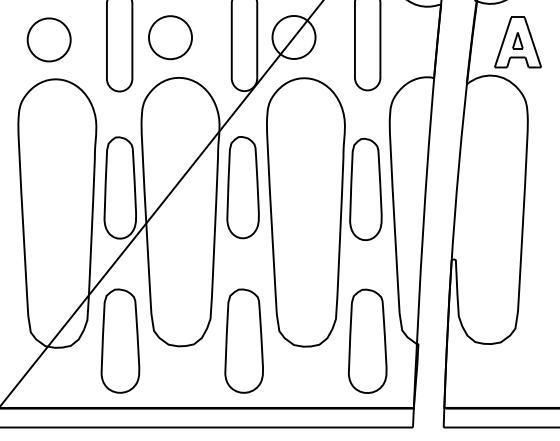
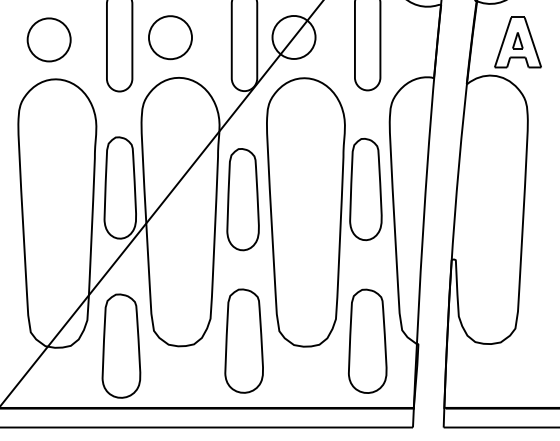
part position: (242, 187) -> (242, 199) (242, 199)
part position: (120, 340) -> (121, 345) (121, 345)
